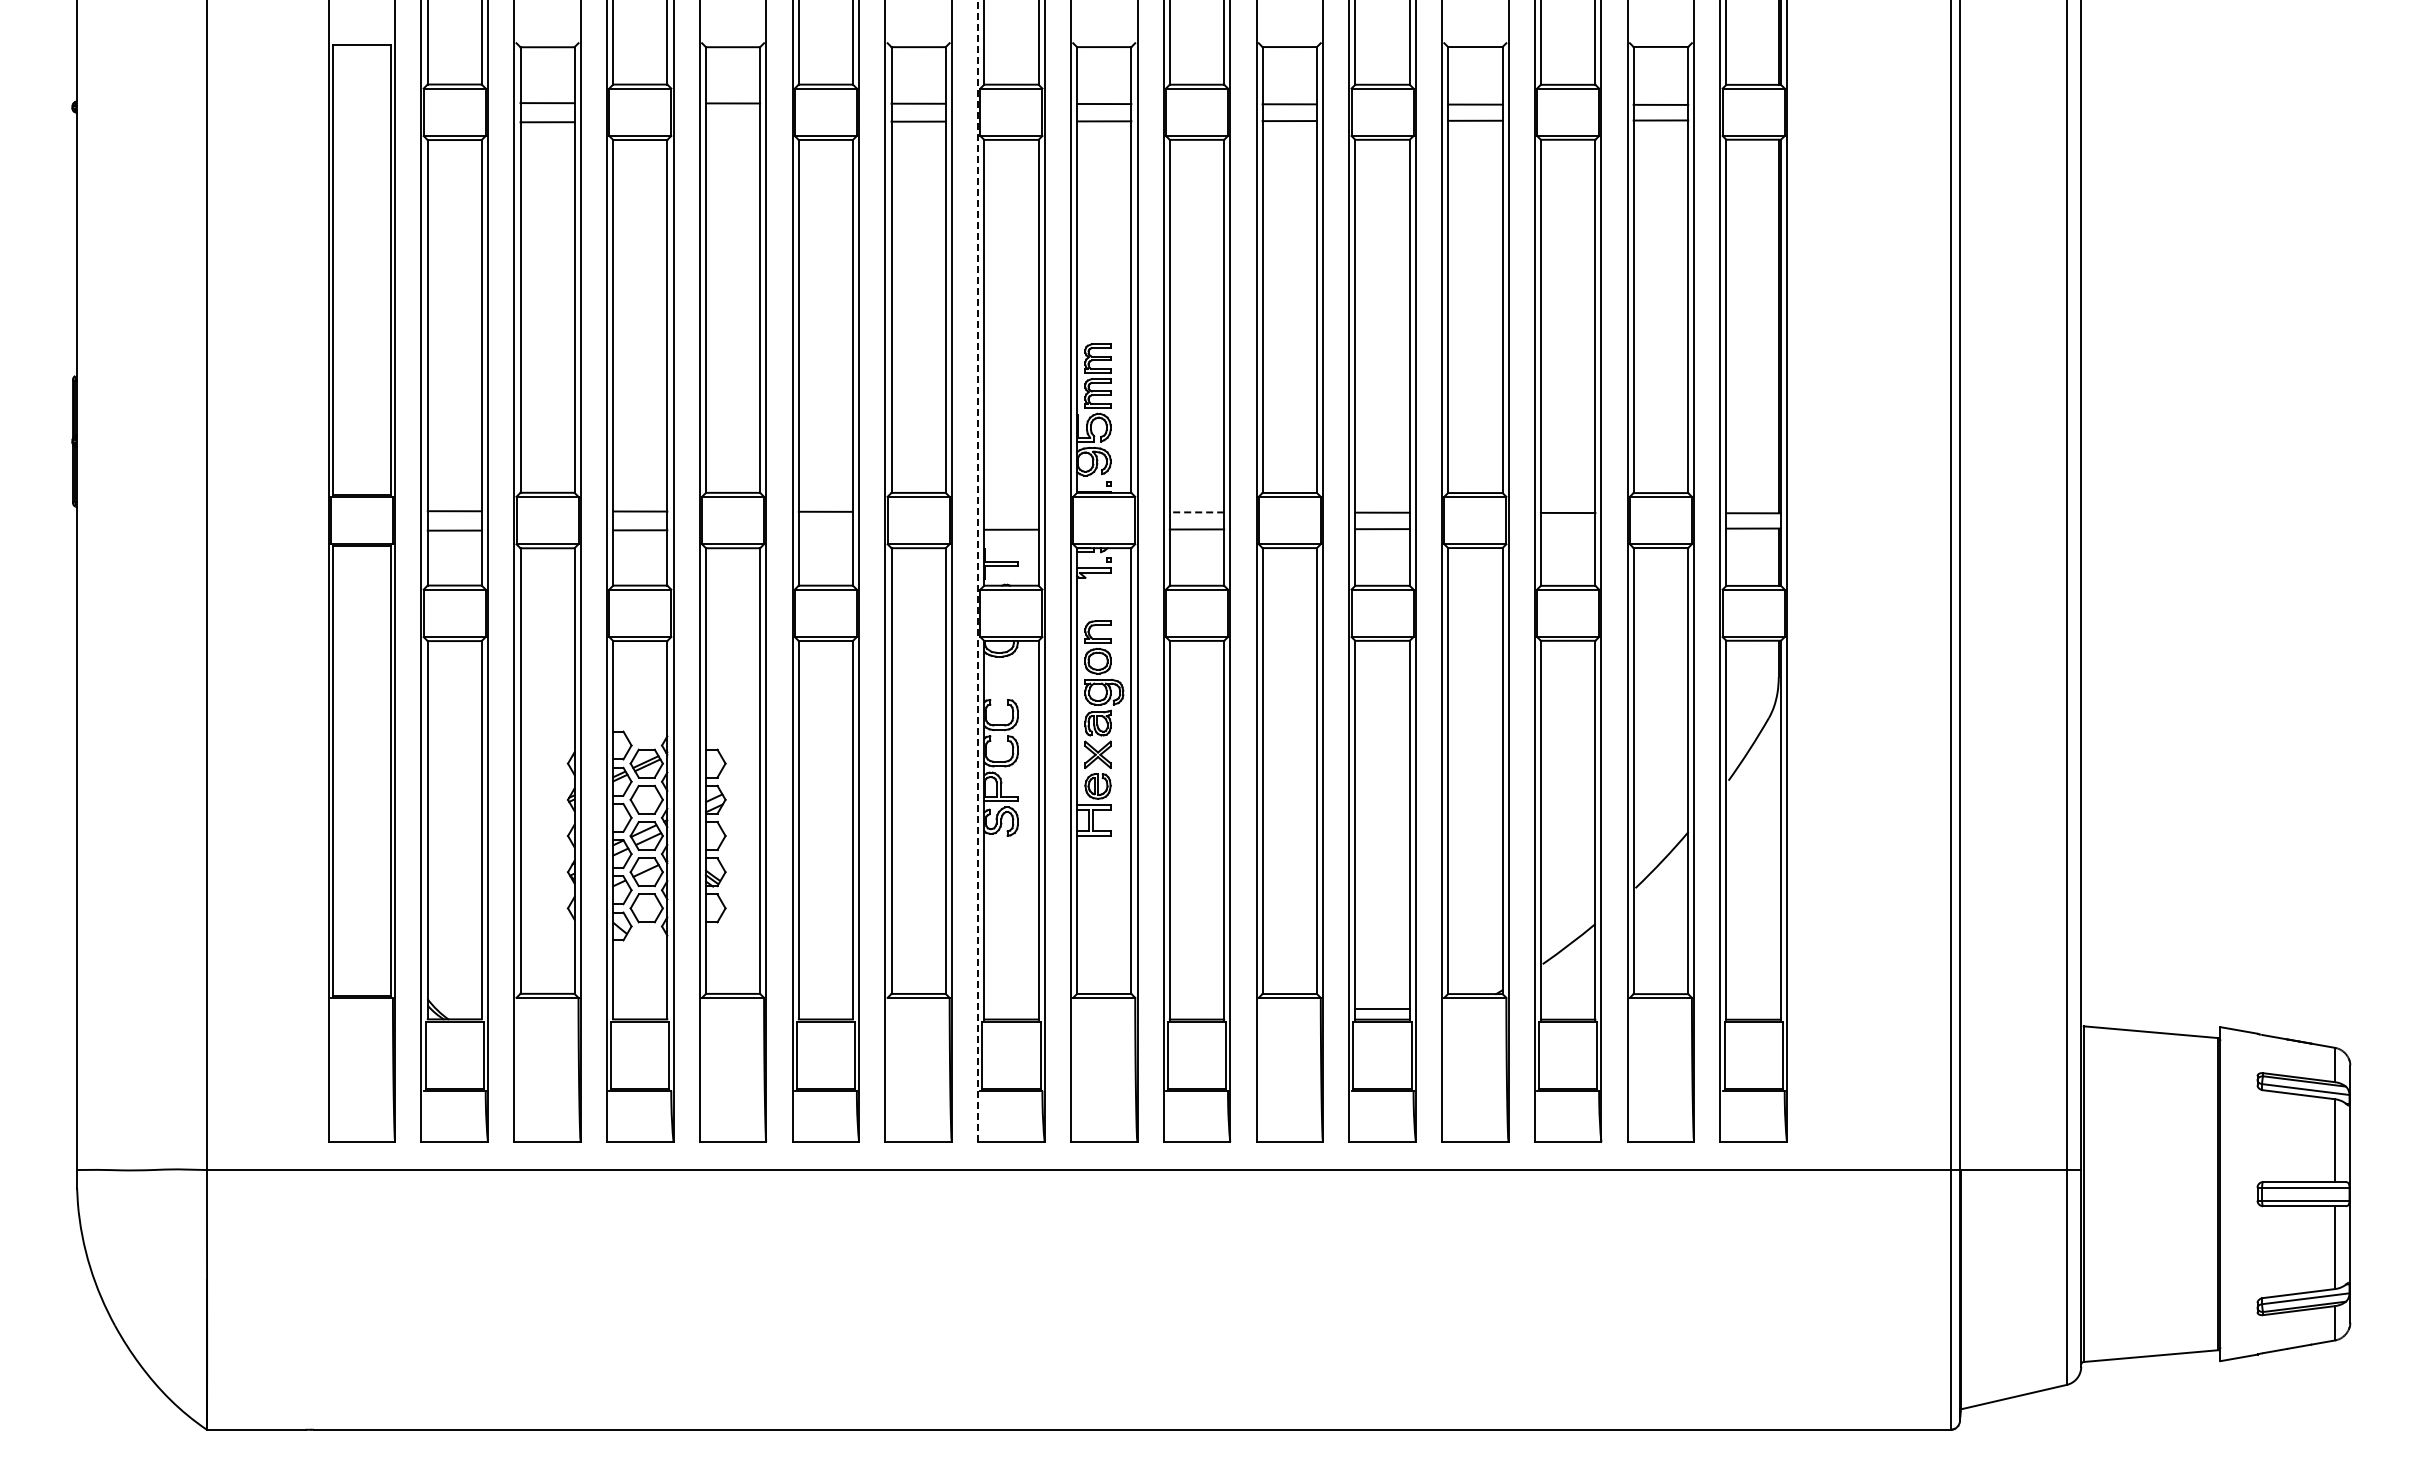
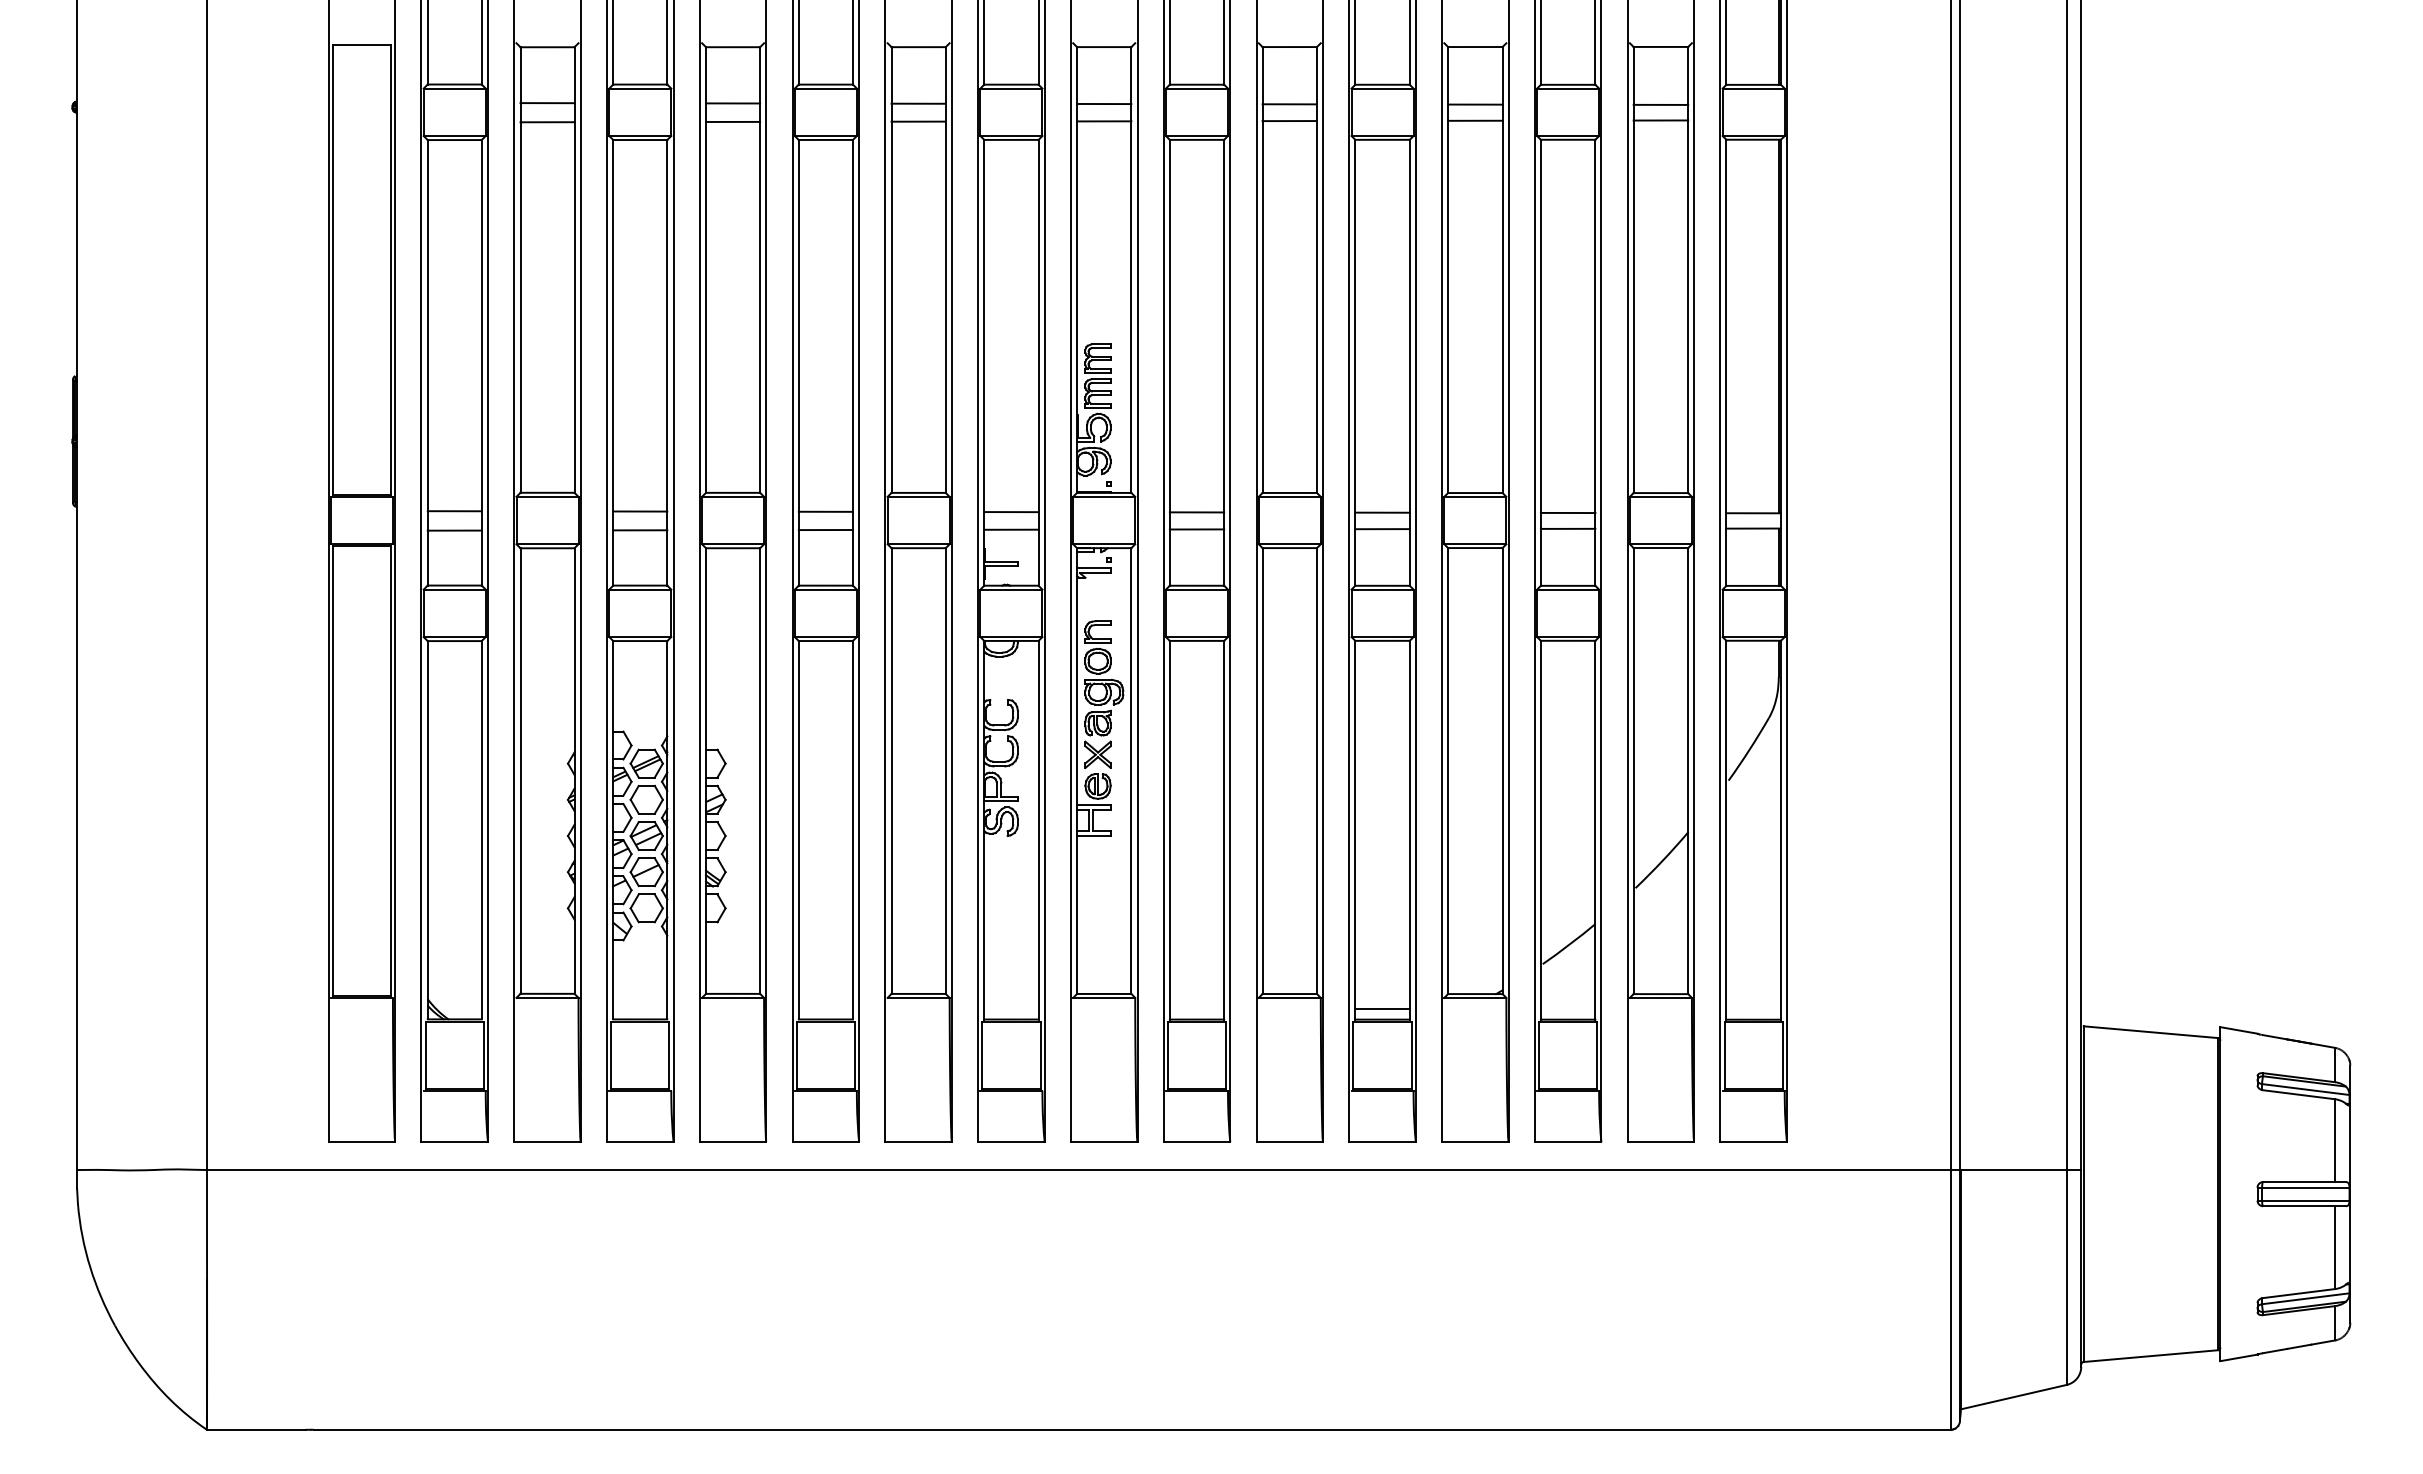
line: none -> present (733, 121)
line: none -> present (1011, 512)
line: dashed -> solid (1196, 512)
line: none -> present (1567, 528)
line: none -> present (825, 530)
line: dashed -> solid (978, 571)
